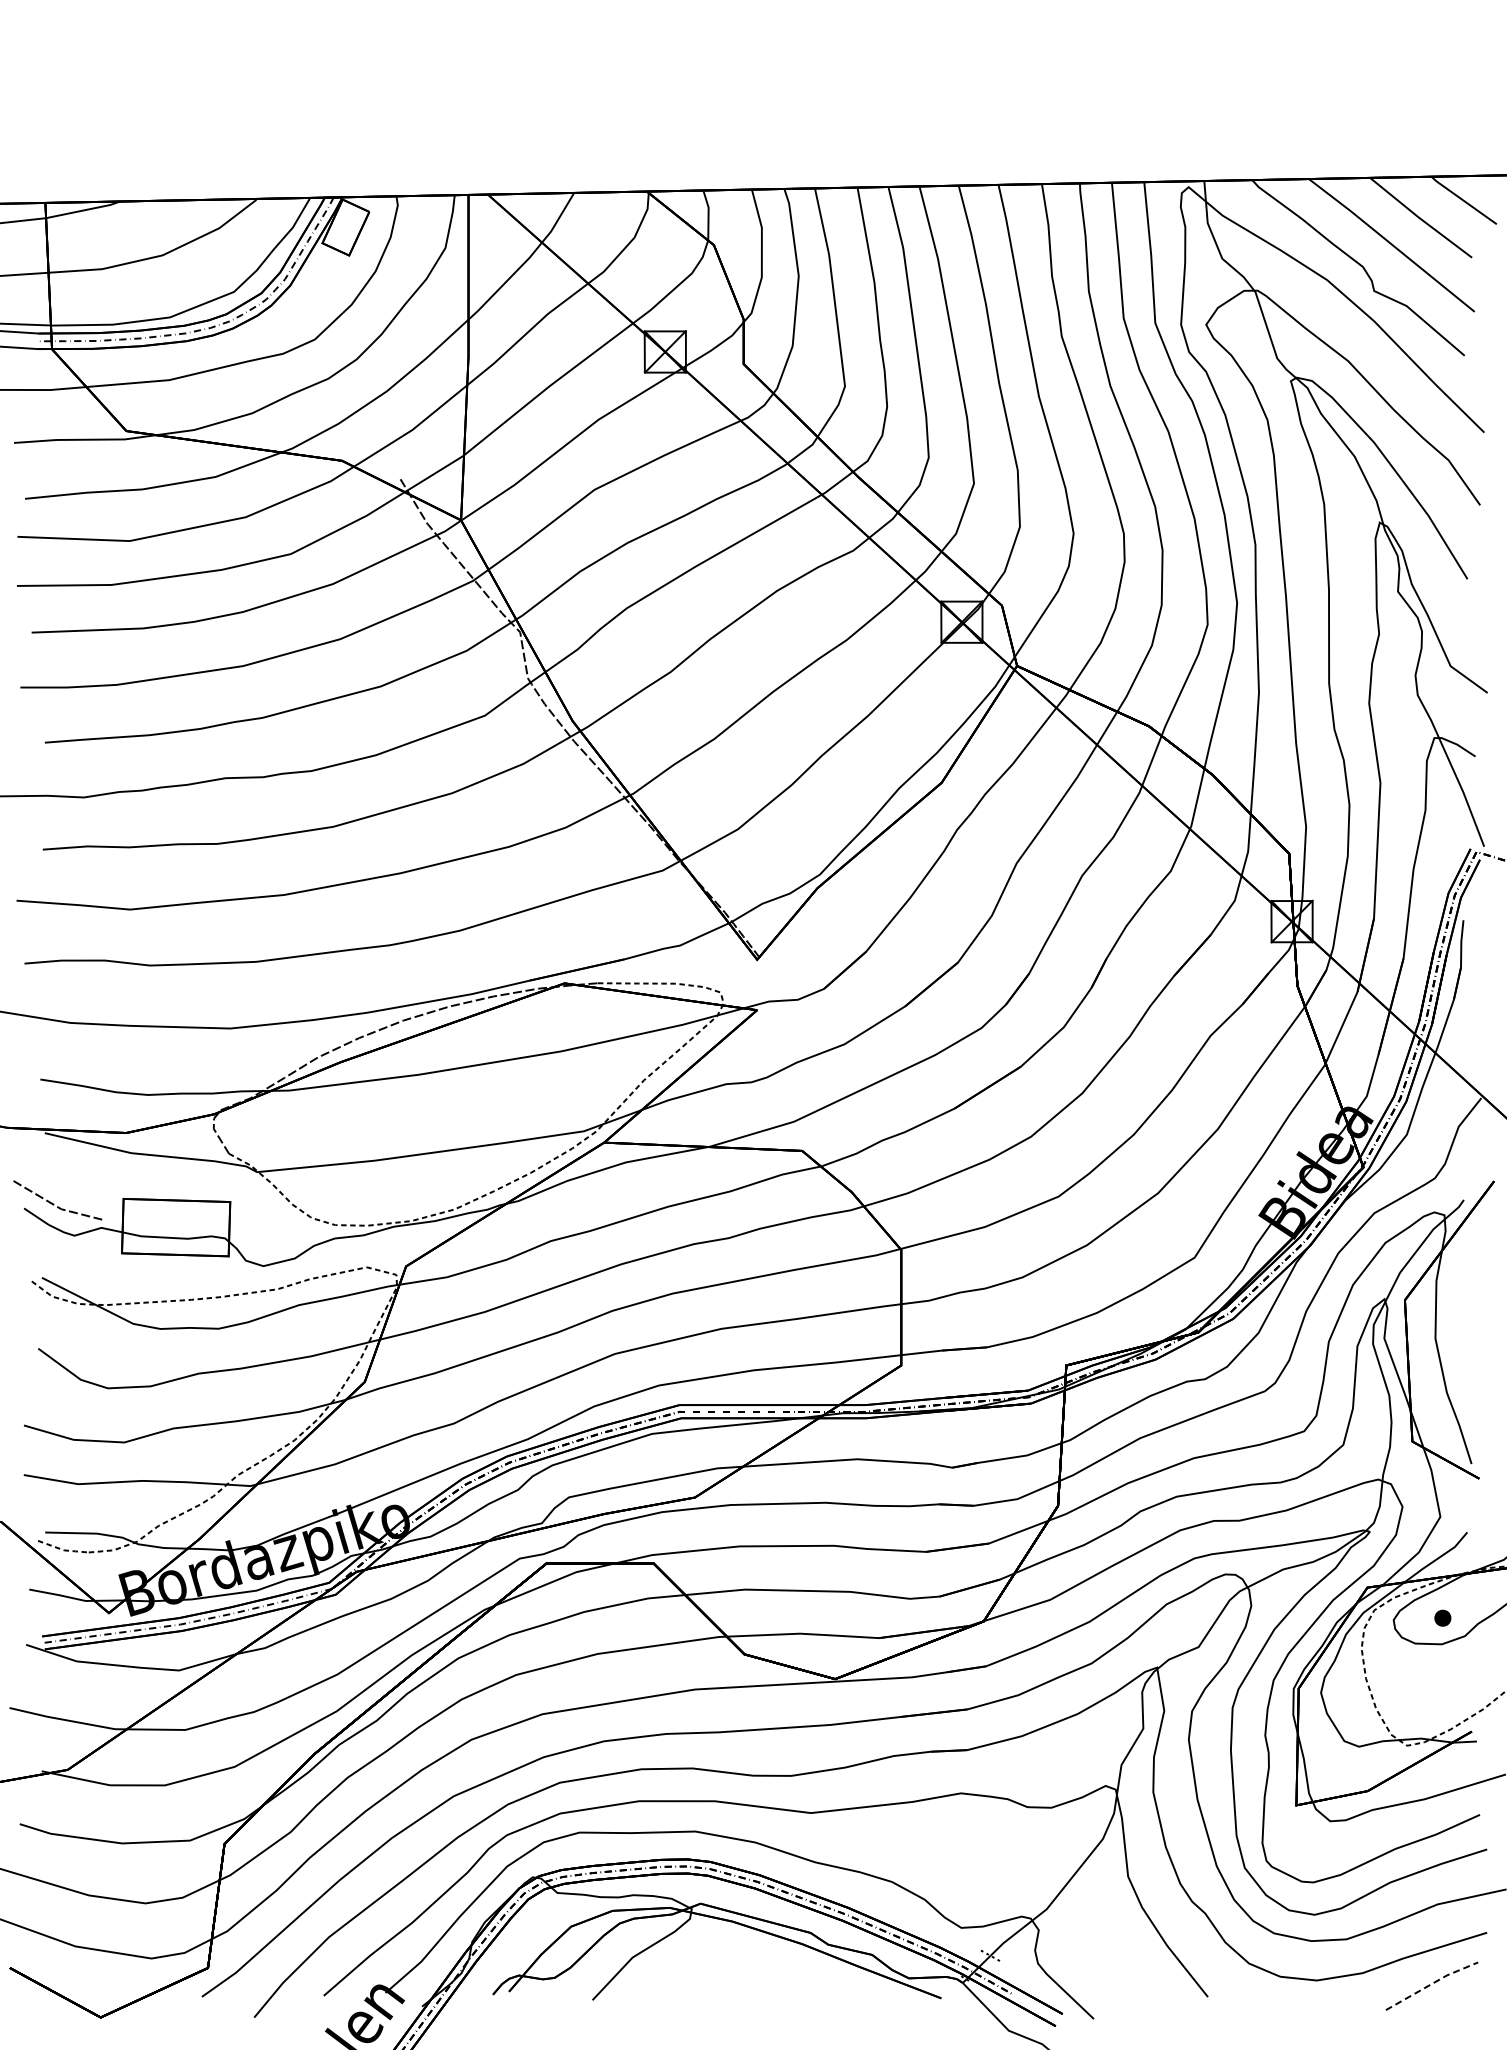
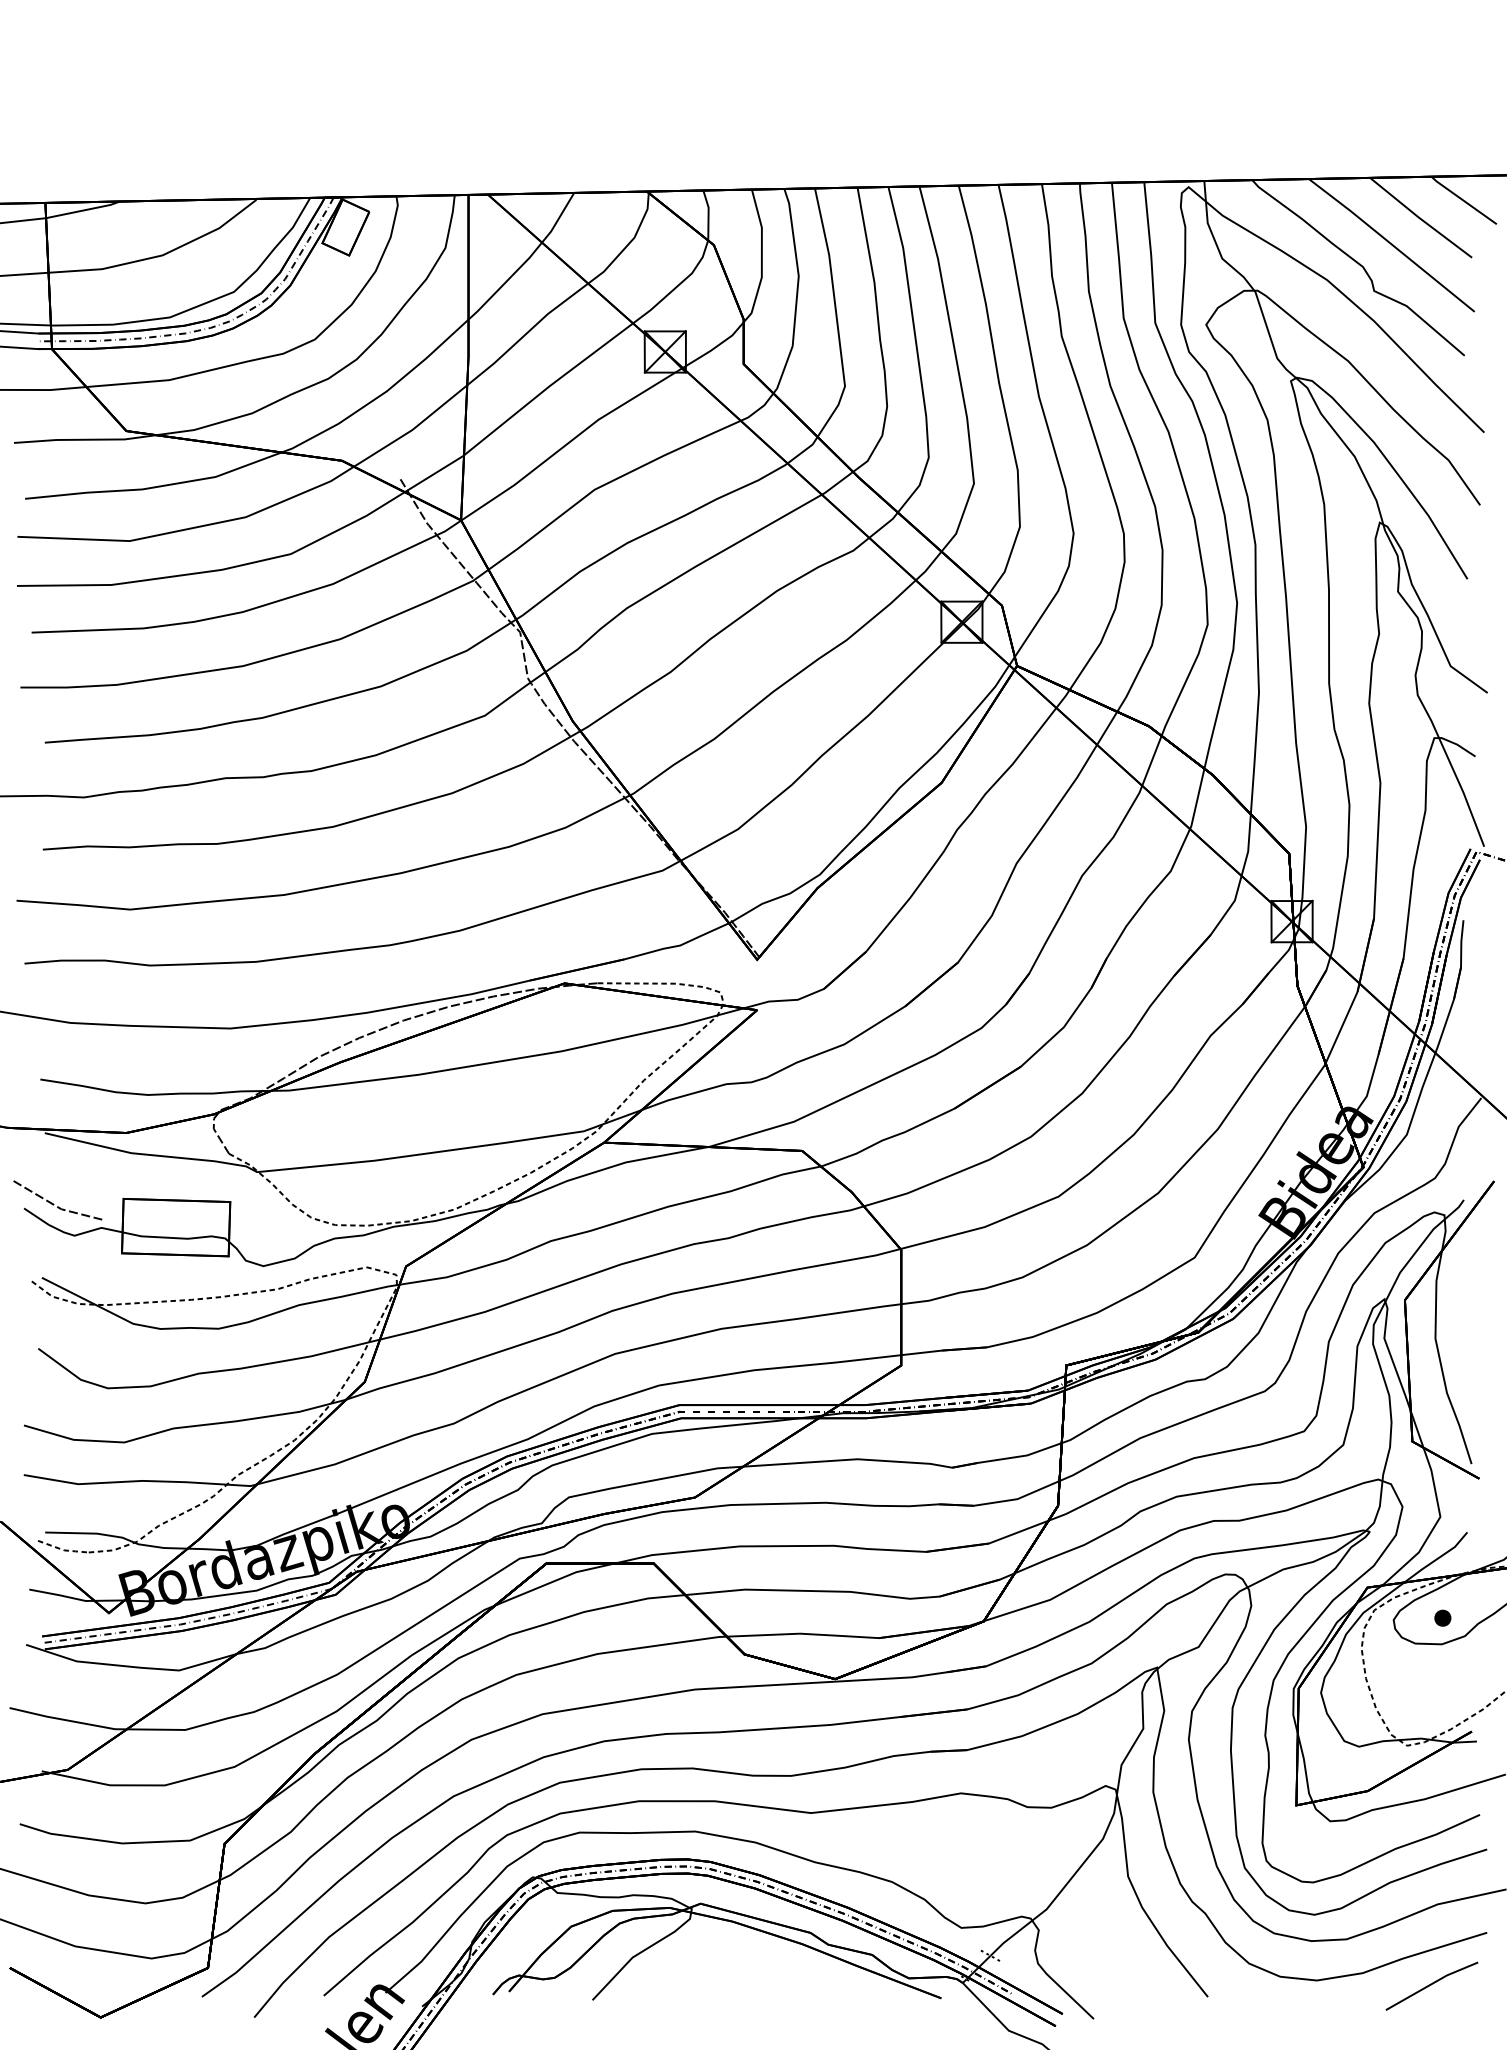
line: dashed -> solid (1431, 1984)
